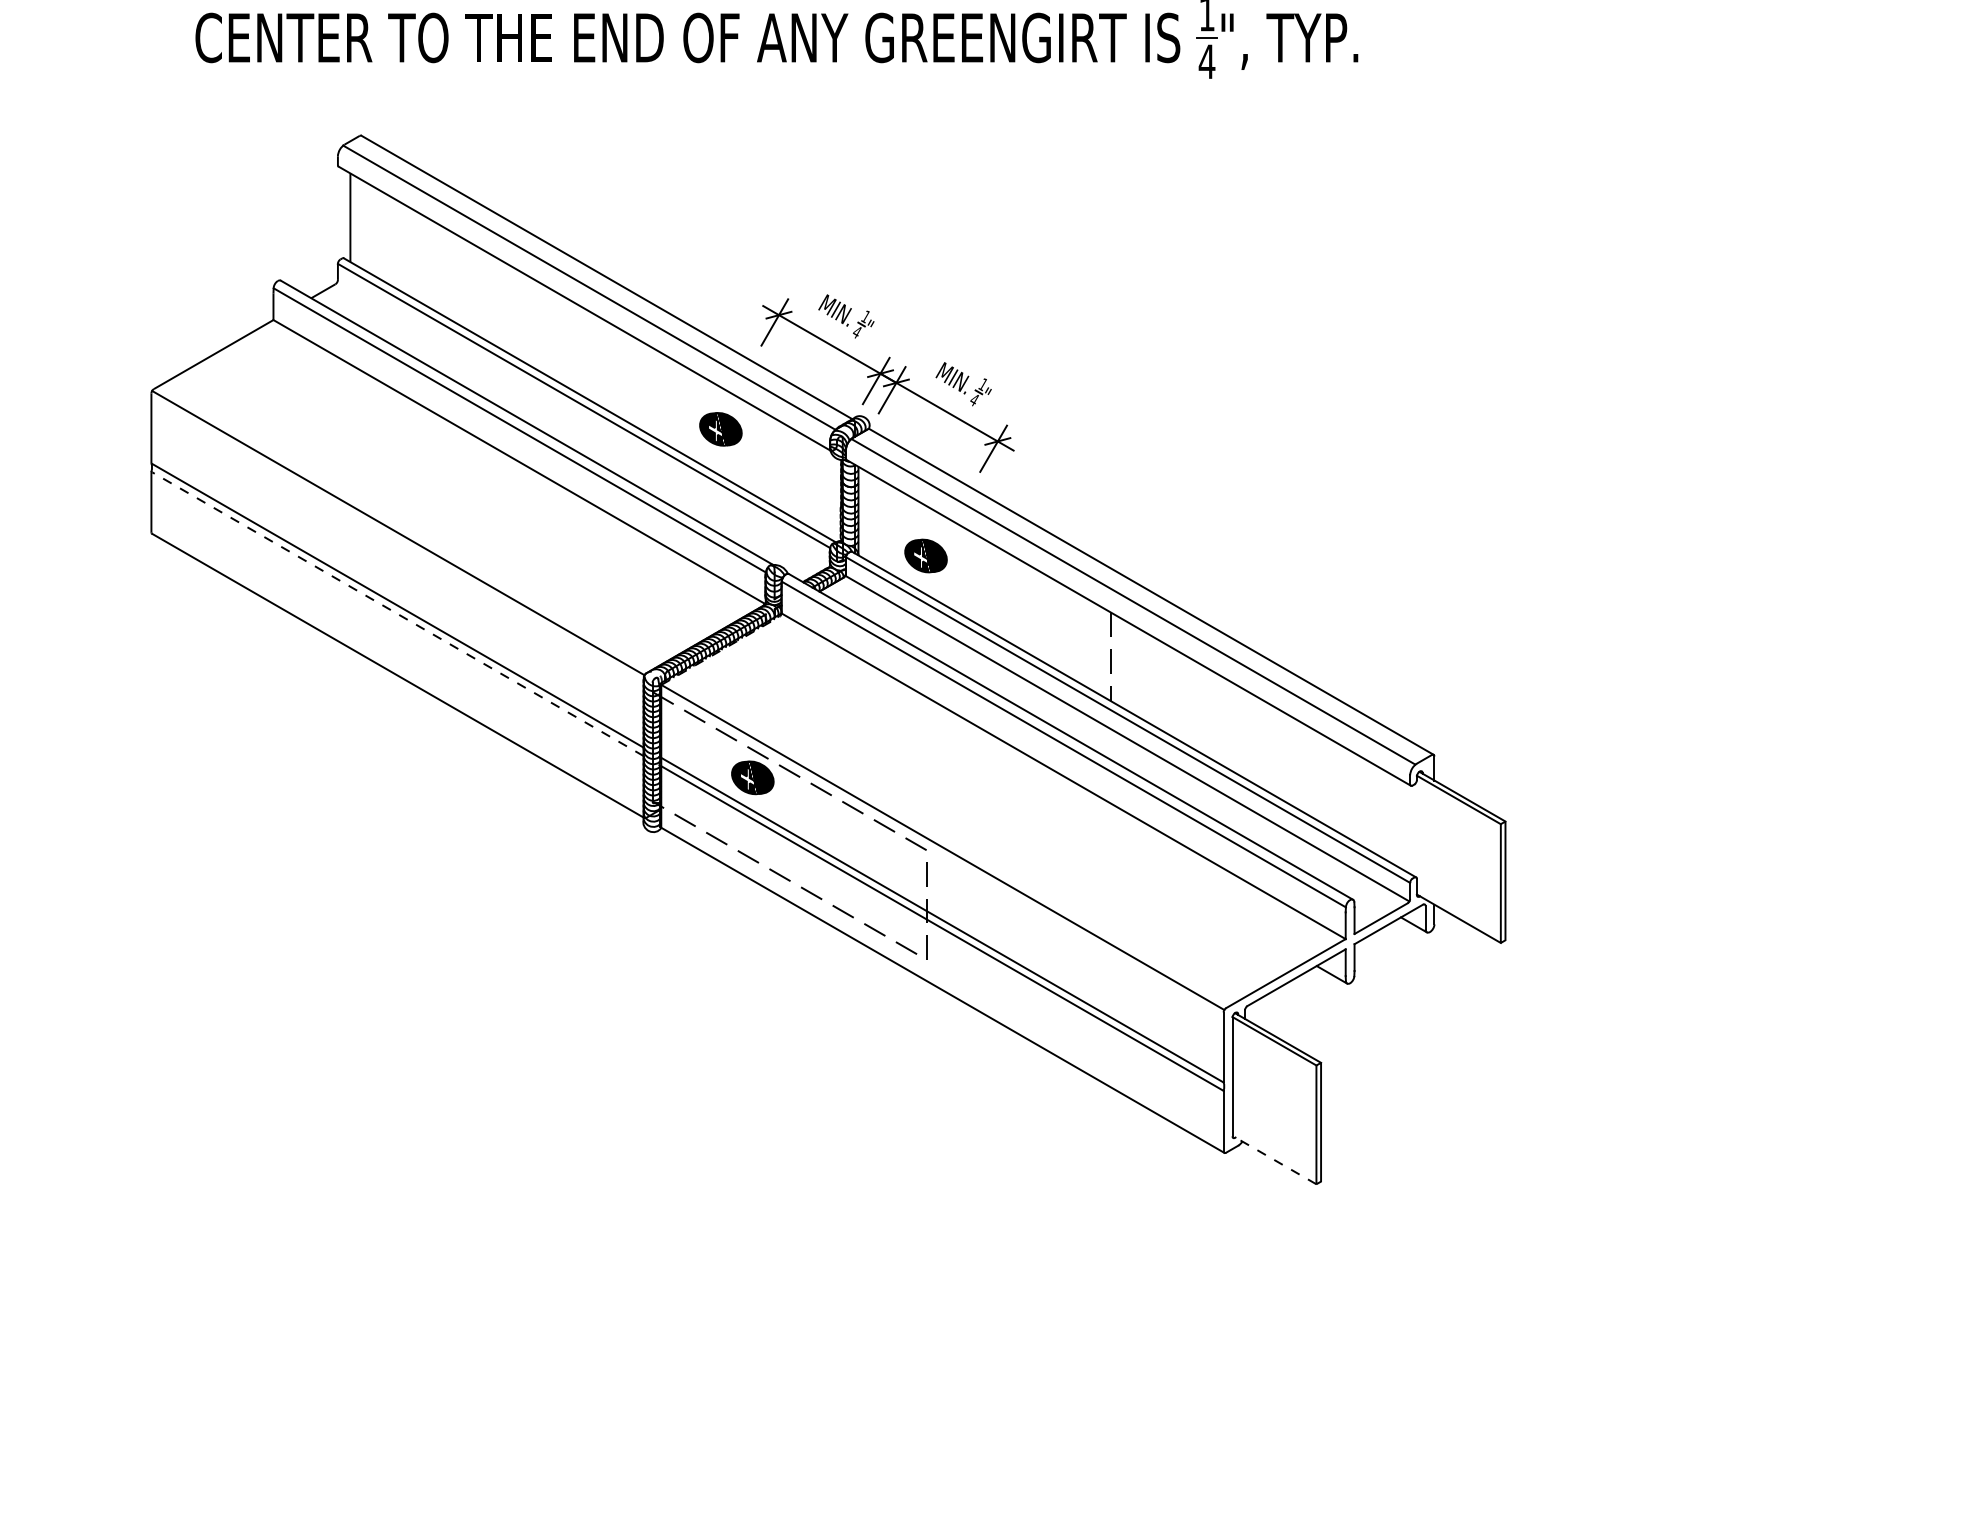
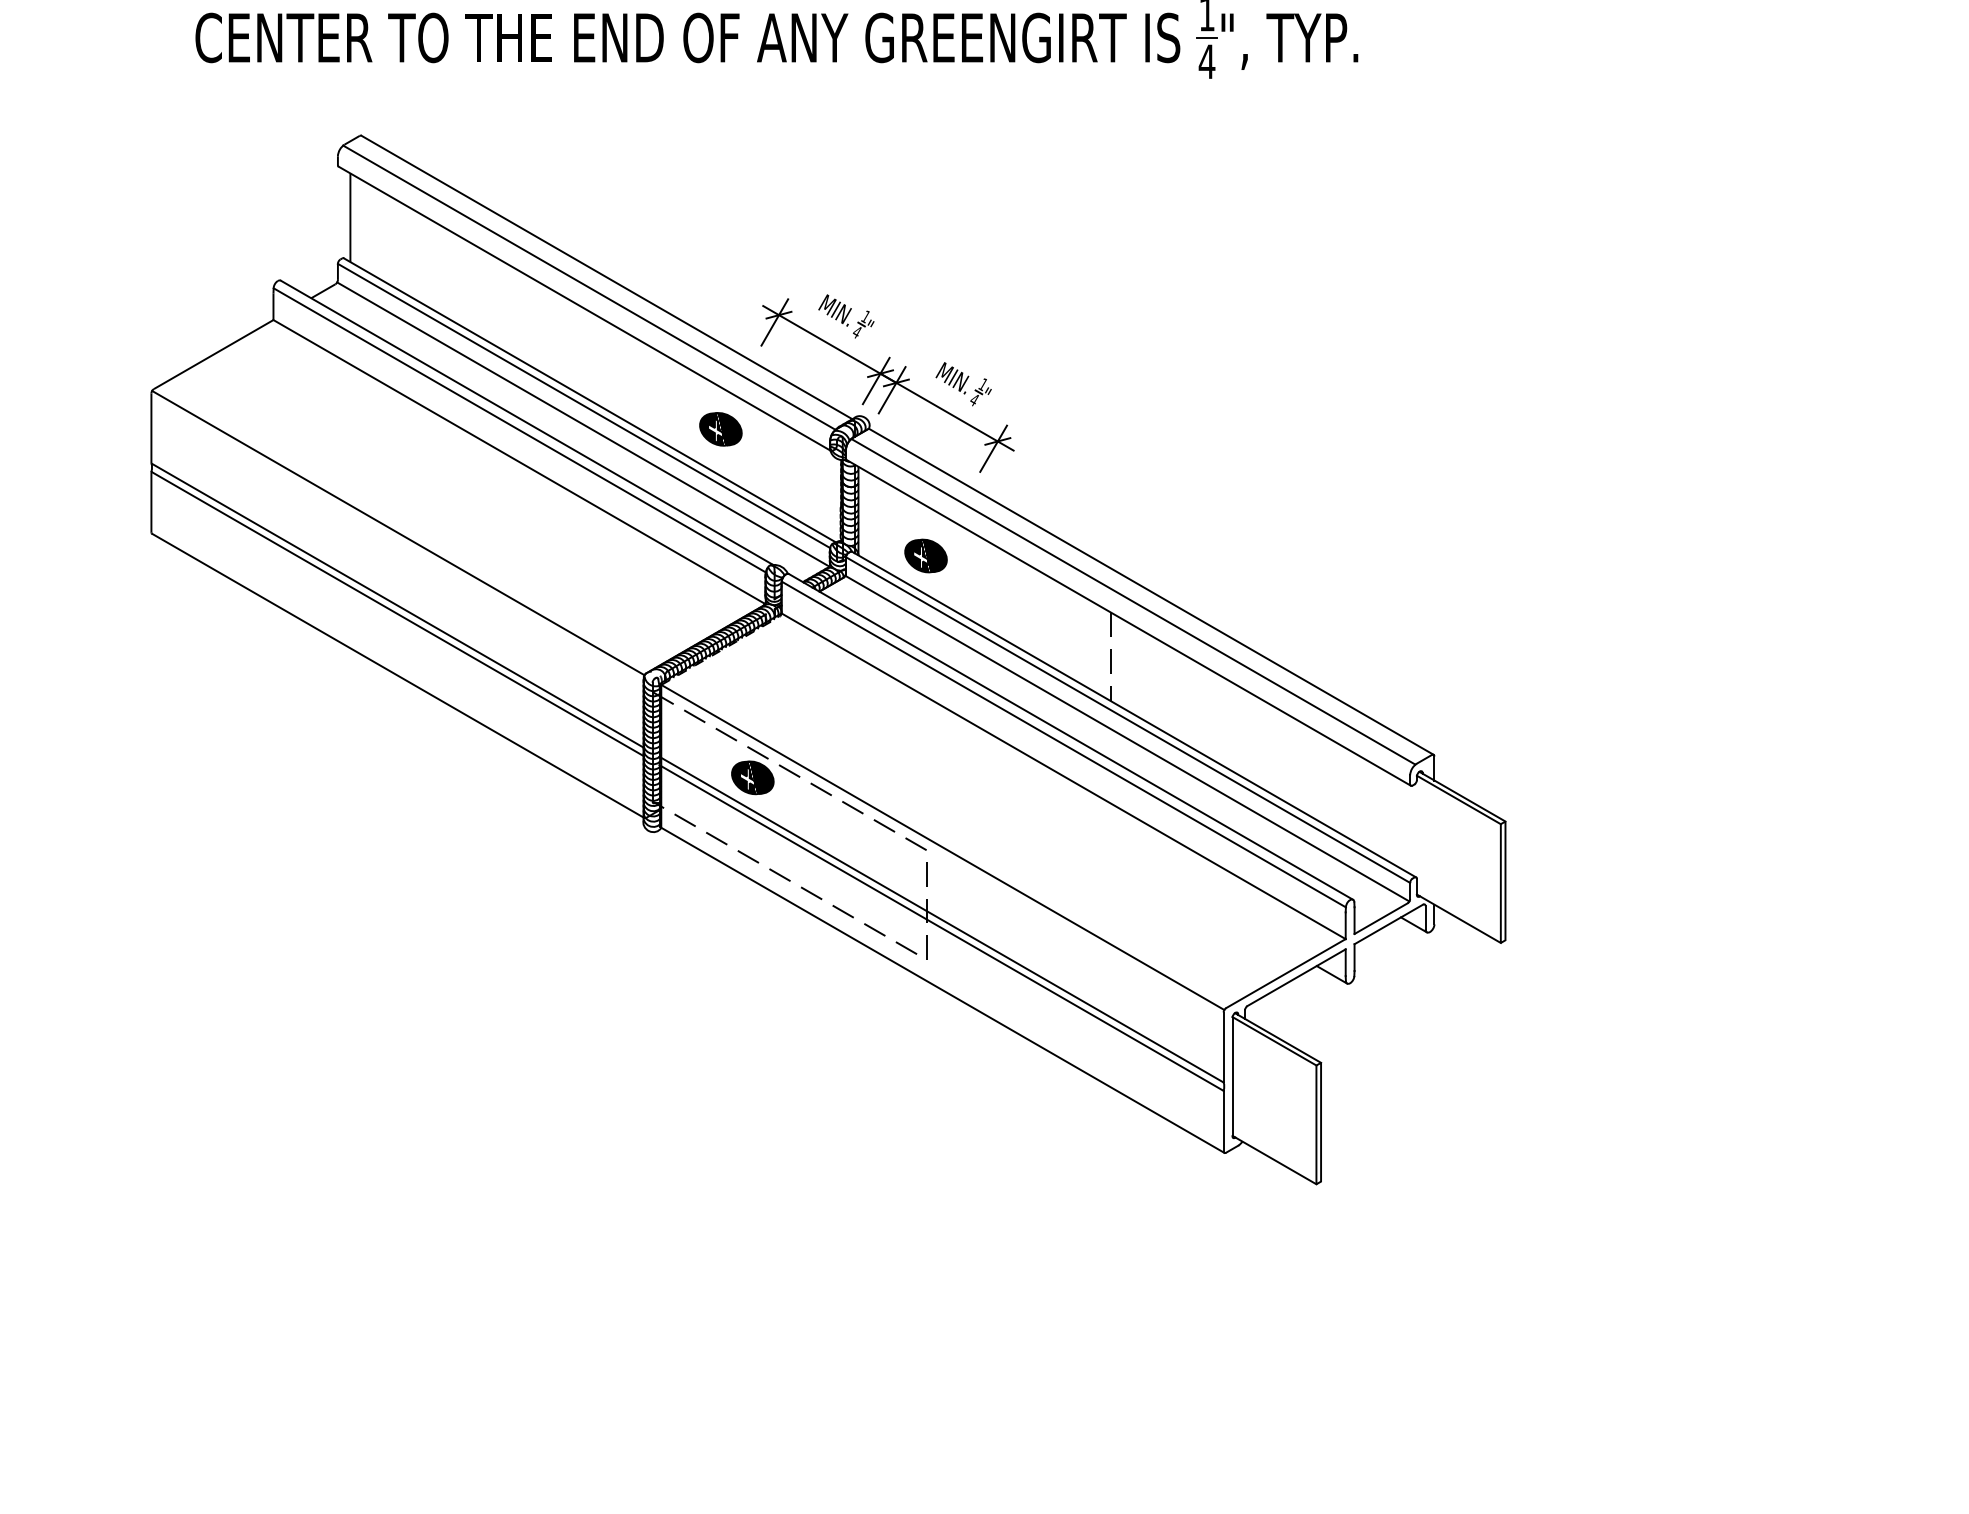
line: none -> present (583, 424)
line: dashed -> solid (398, 614)
line: dashed -> solid (1274, 1159)
